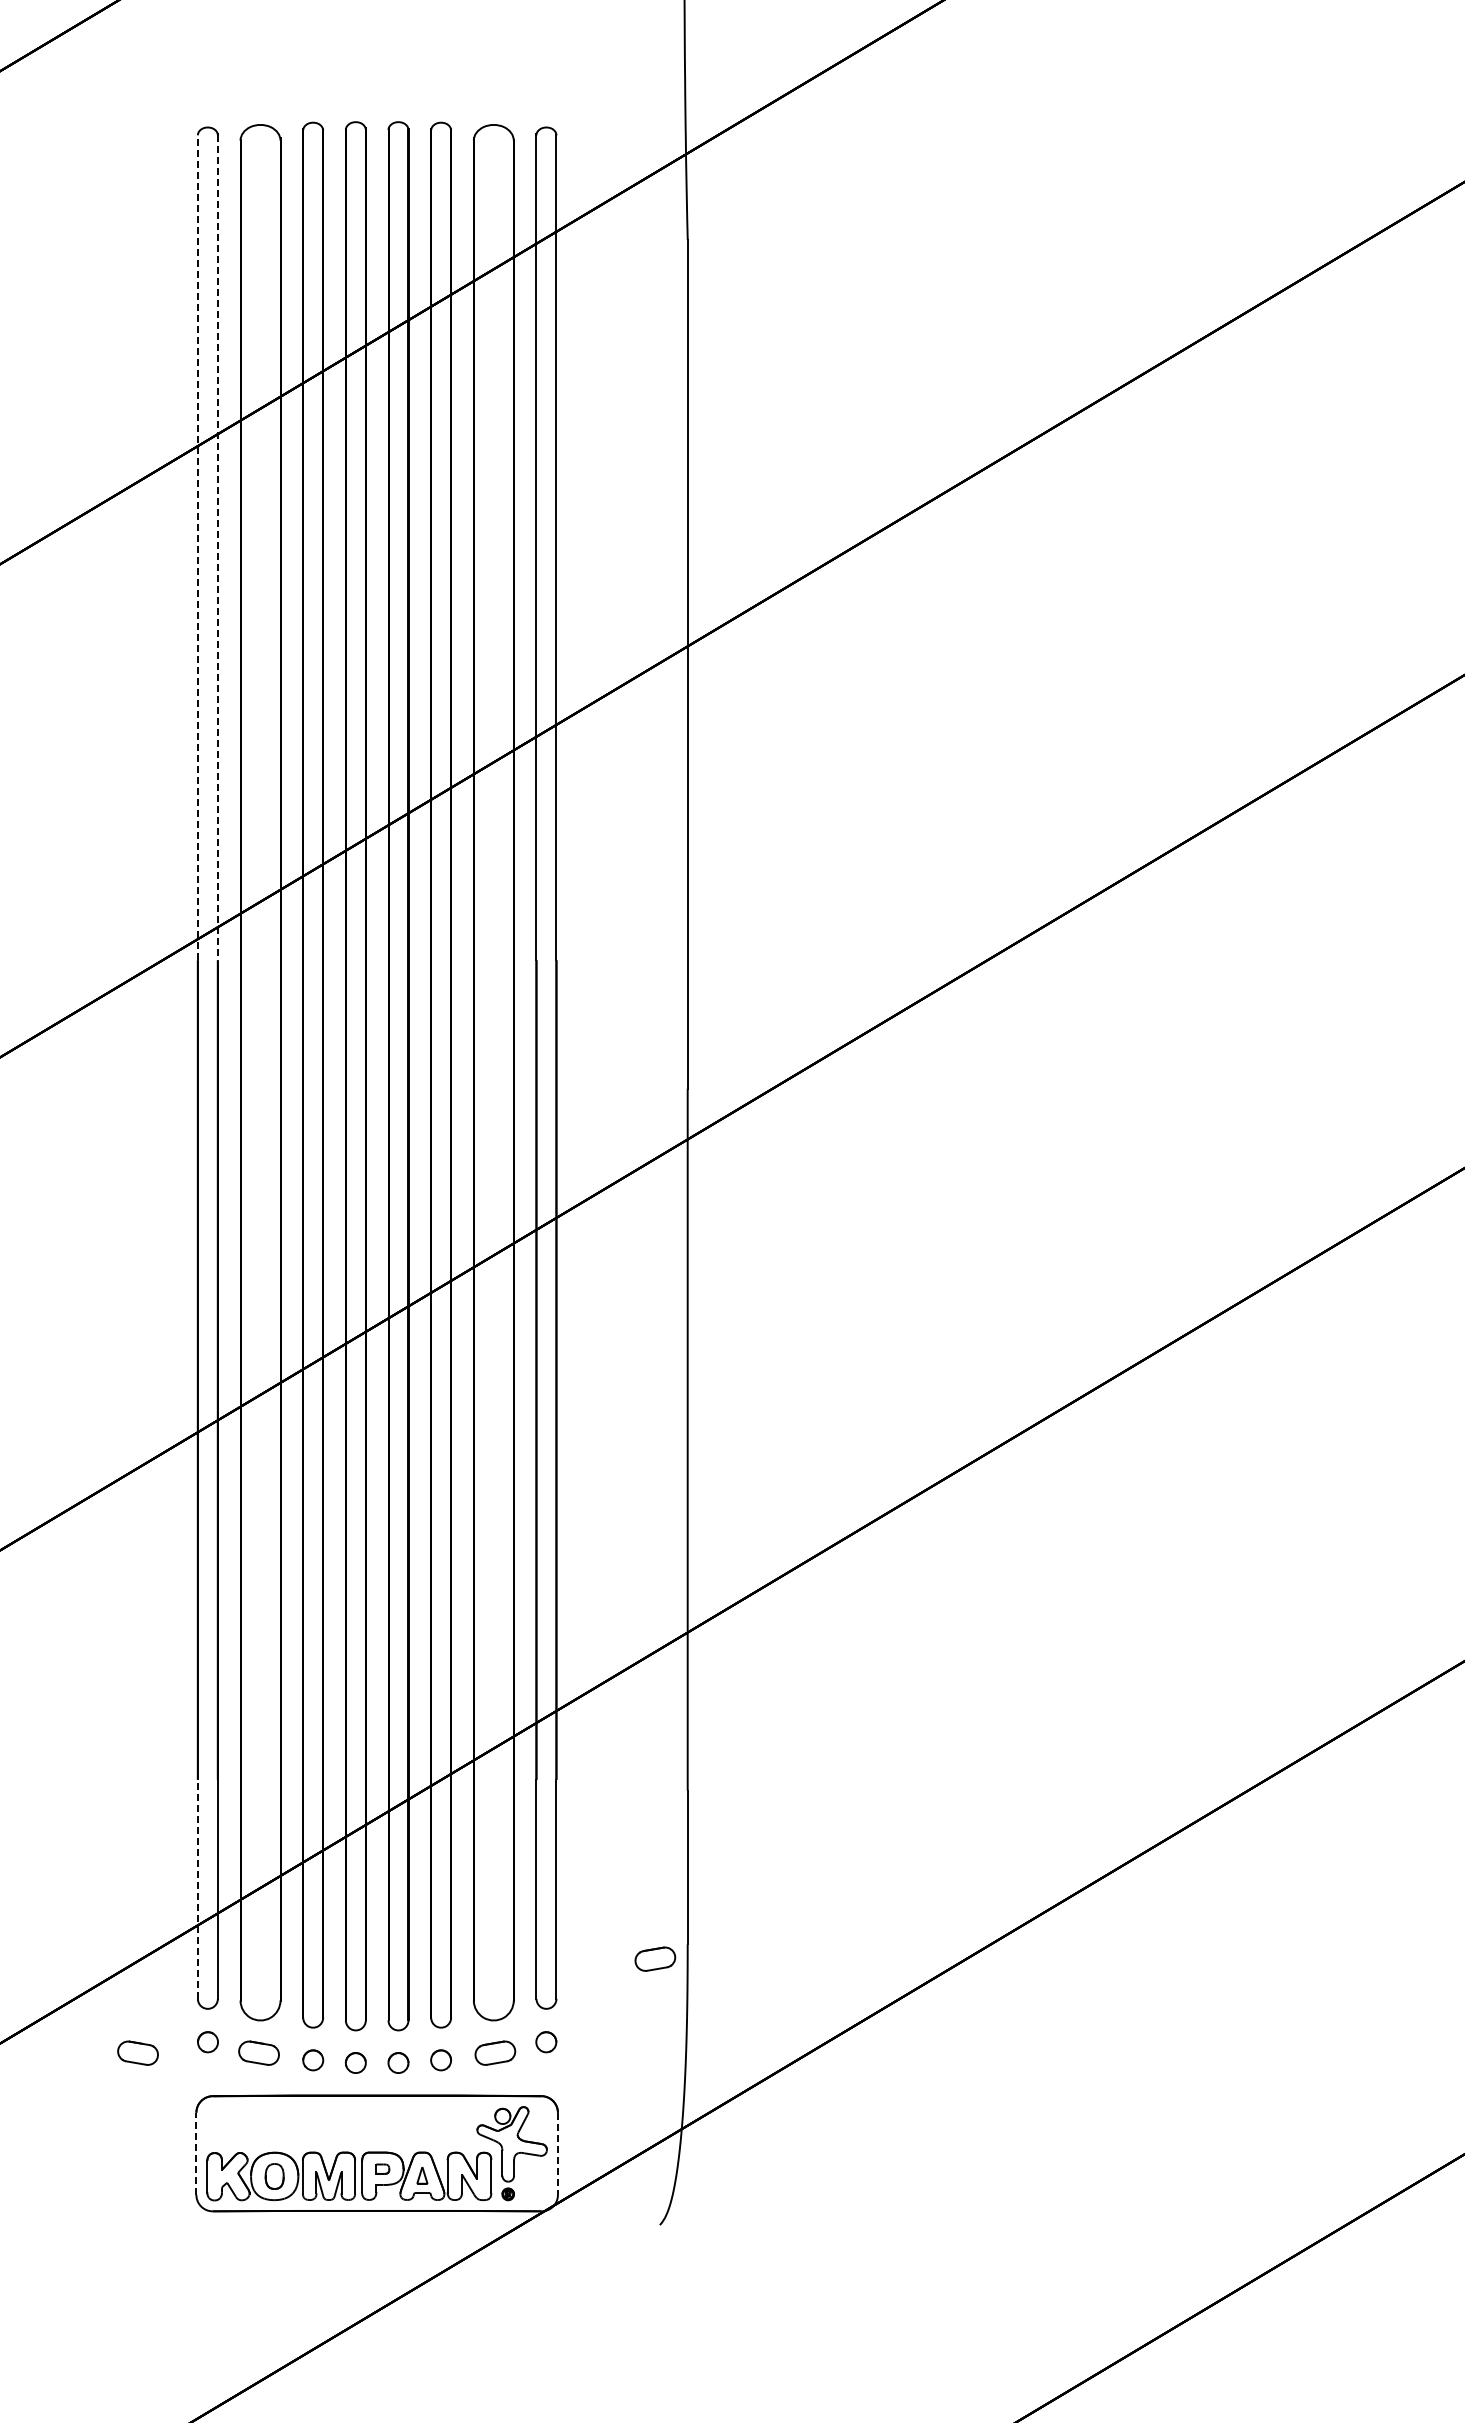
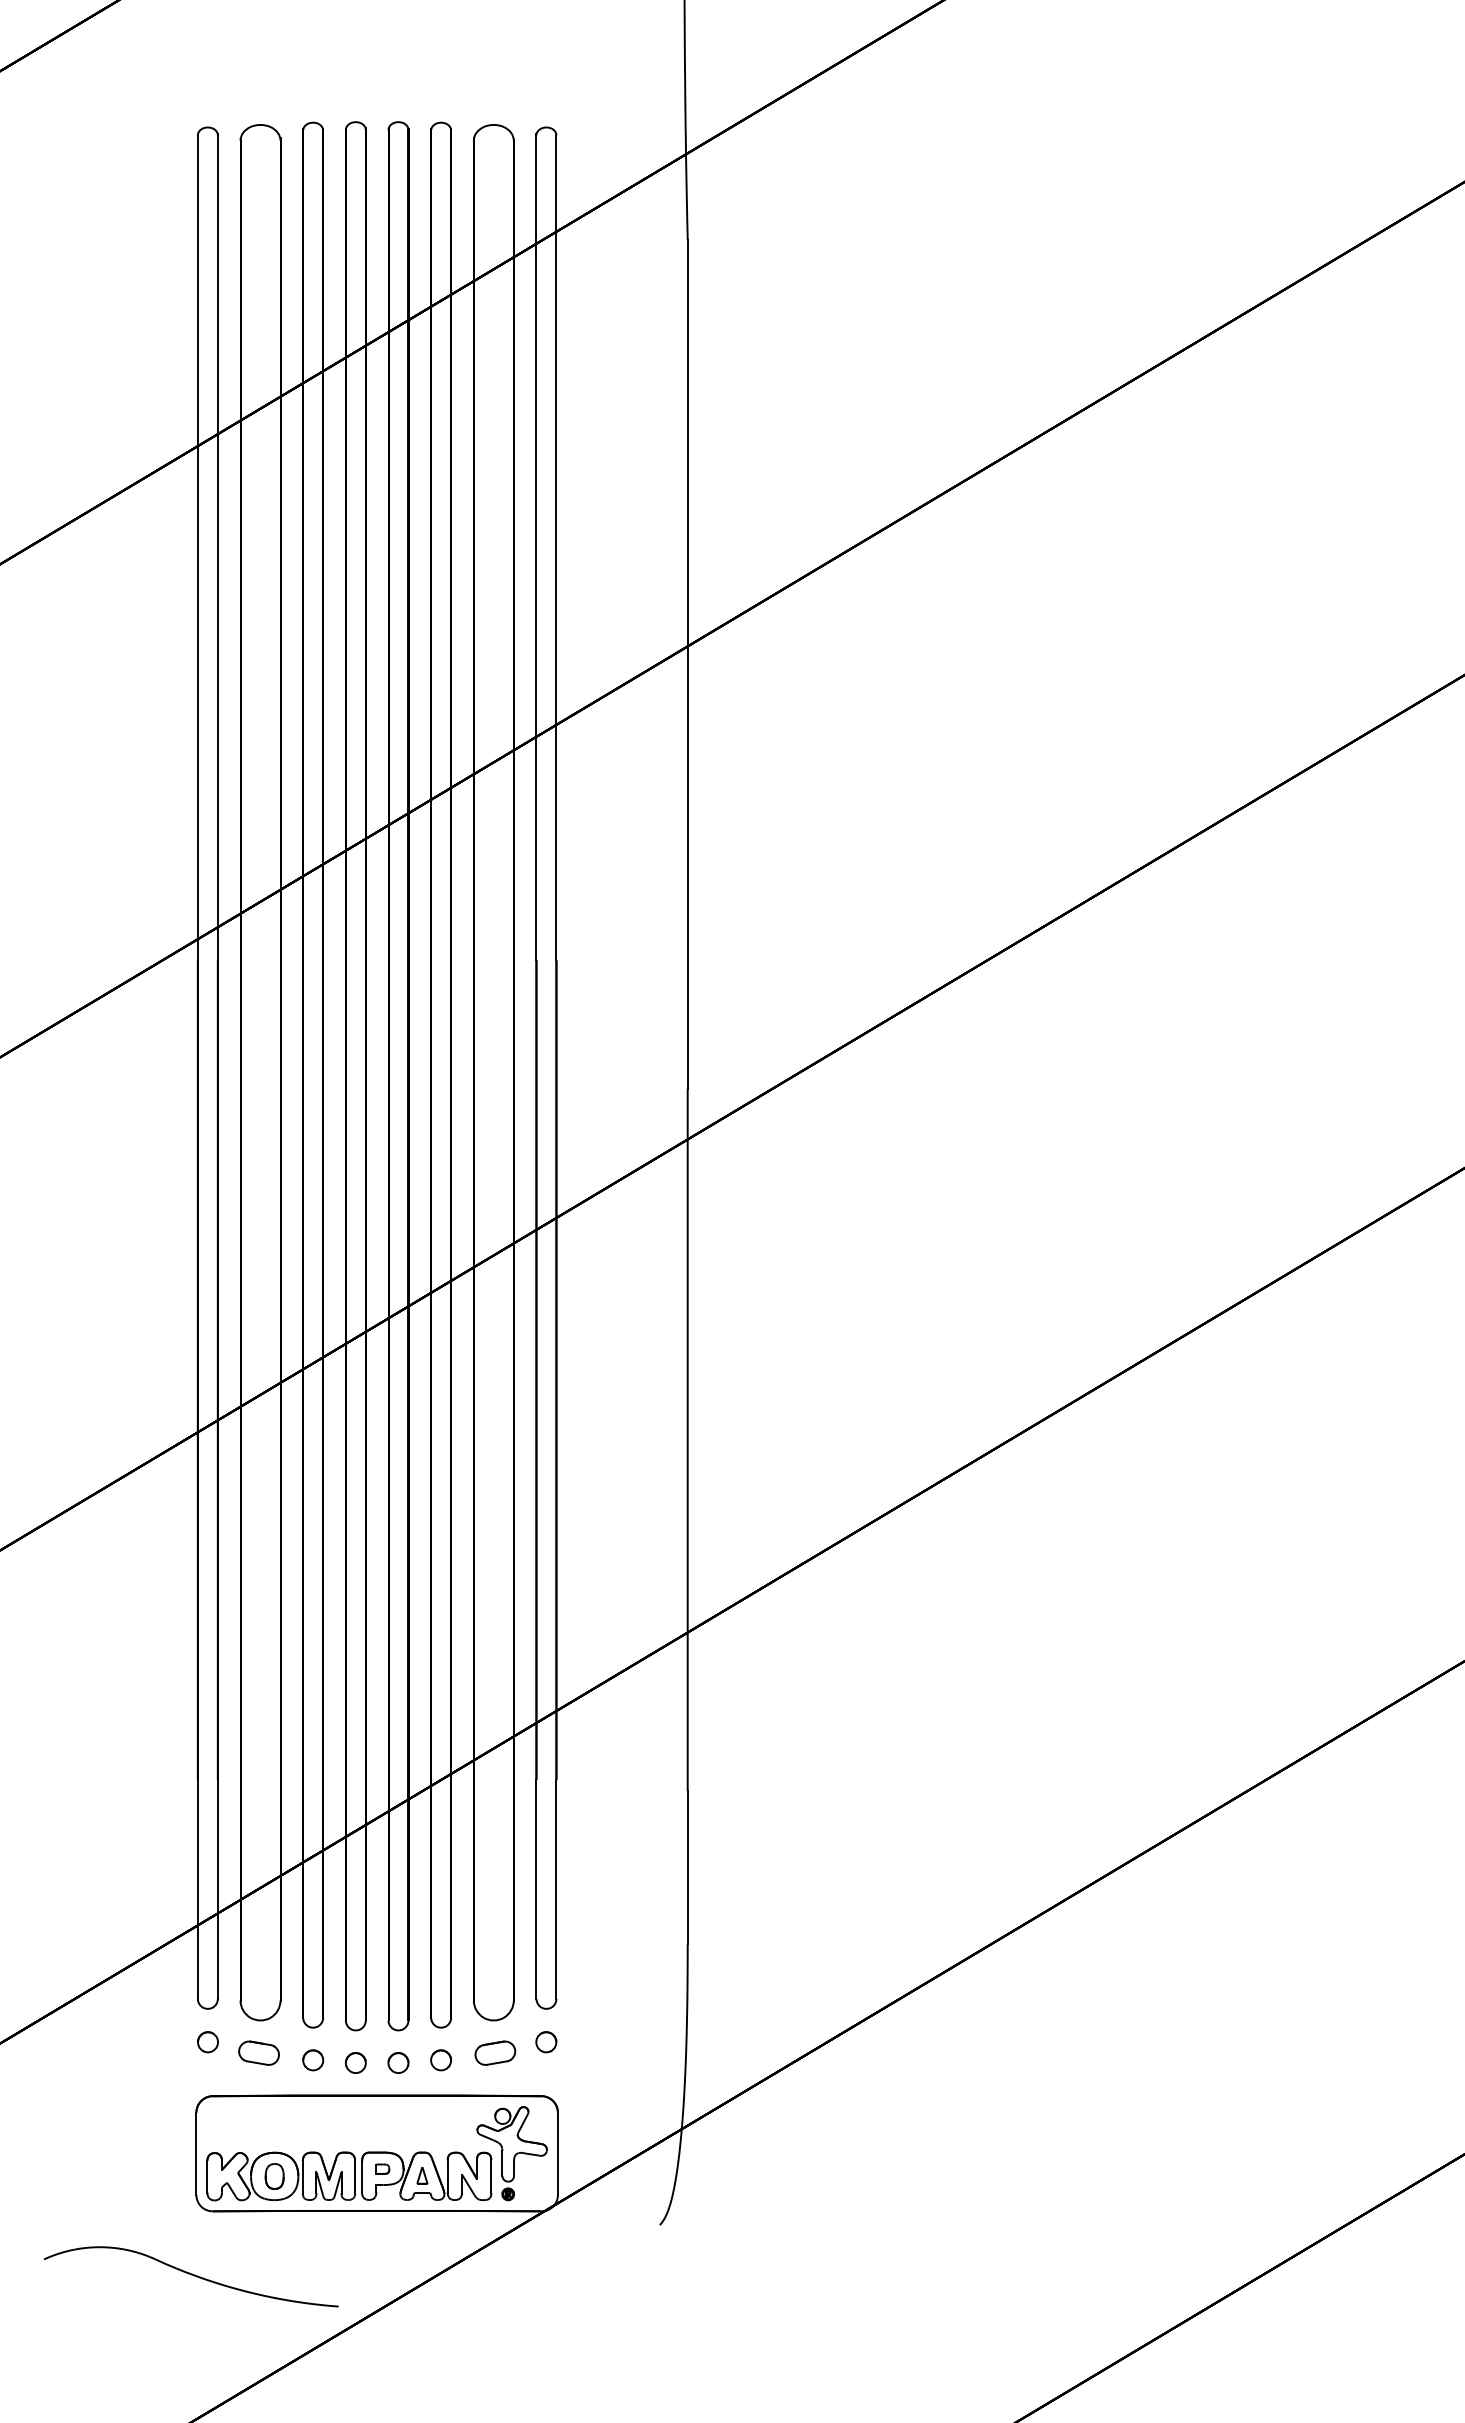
line: dashed -> solid (197, 547)
line: dashed -> solid (217, 548)
line: dashed -> solid (197, 1888)
part: present -> none (655, 1958)
part: present -> none (137, 2052)
line: dashed -> solid (196, 2153)
line: dashed -> solid (557, 2154)
part: none -> present (191, 2276)
